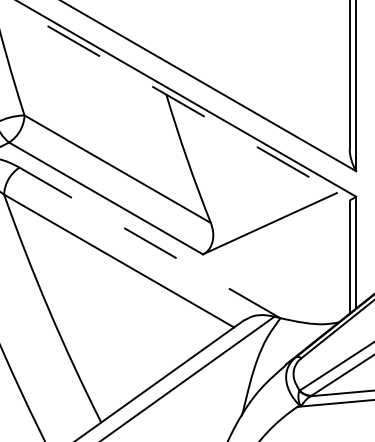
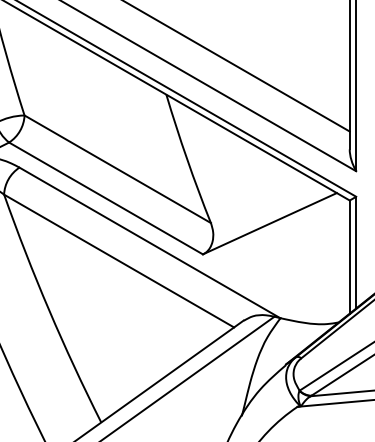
line: none -> present (237, 66)
line: dashed -> solid (176, 100)
line: dashed -> solid (149, 242)
